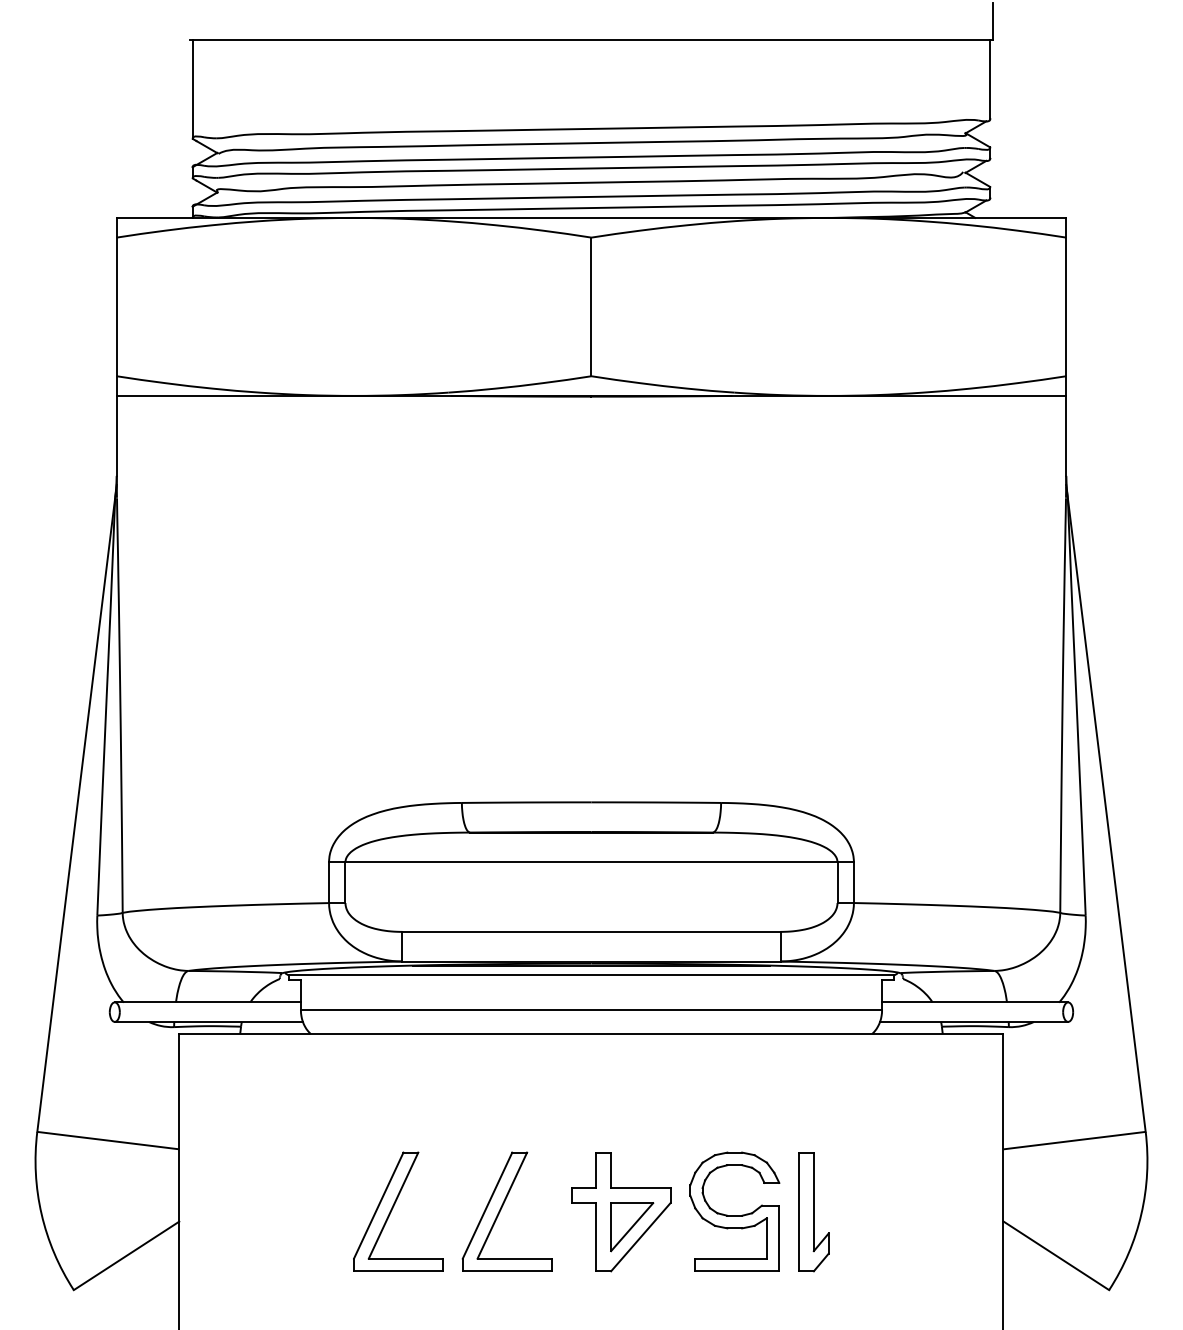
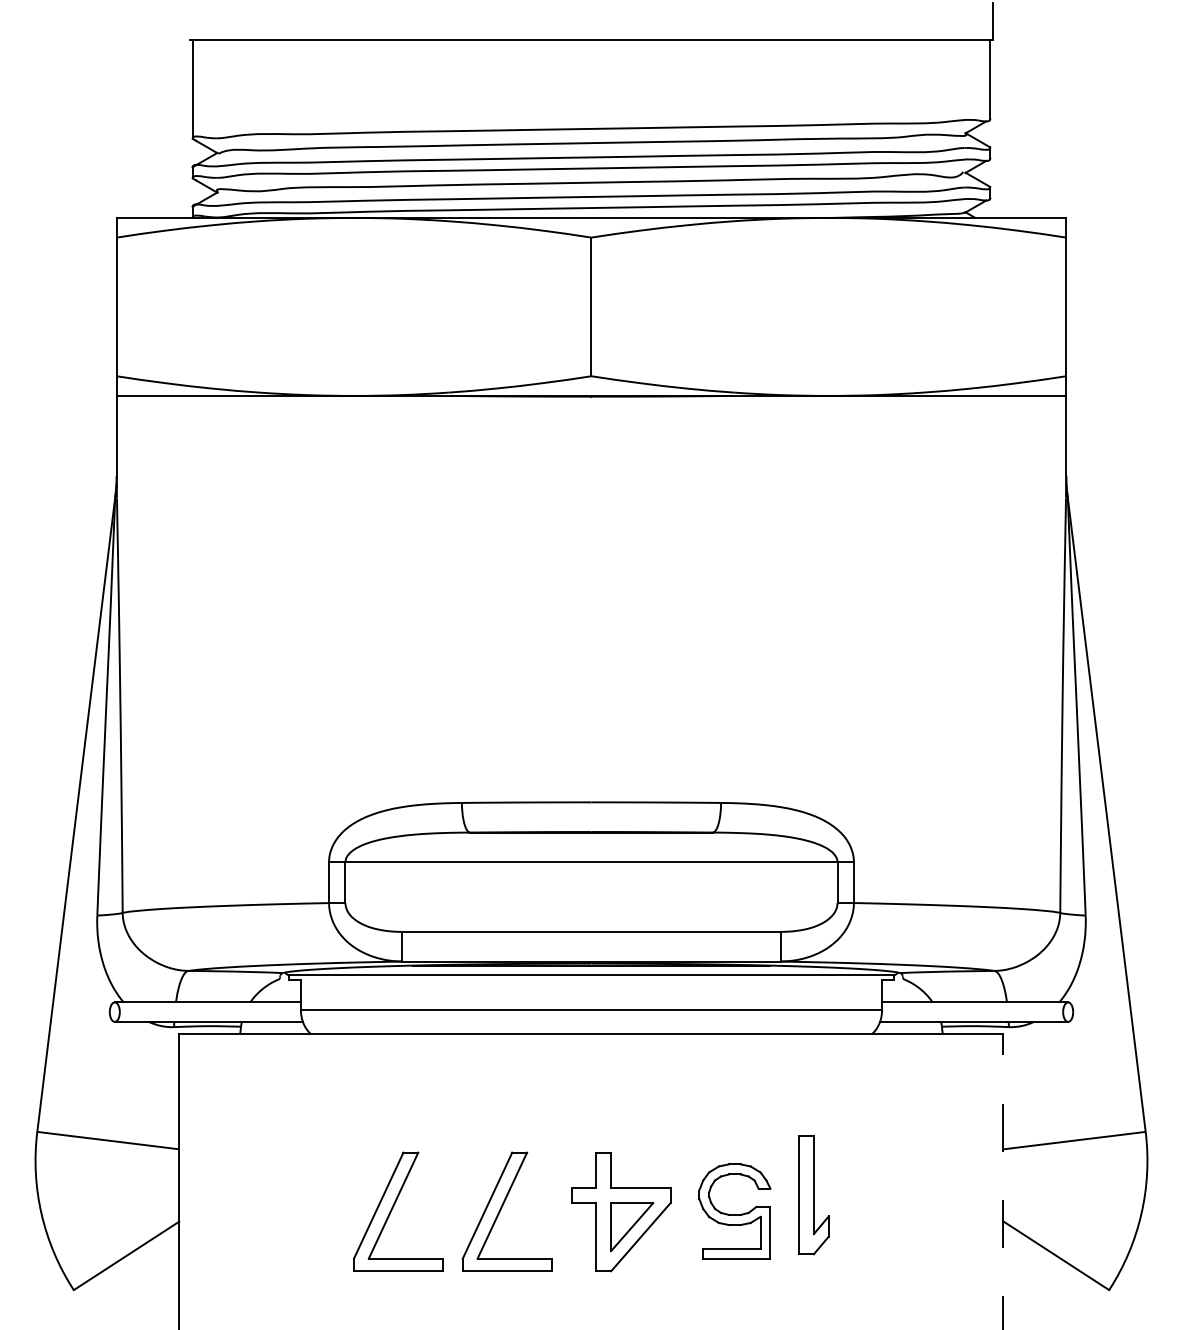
line: solid -> dashed (1003, 1181)
part size: 92x121 px -> 74x97 px (734, 1211)
part position: (813, 1212) -> (813, 1195) (813, 1195)
